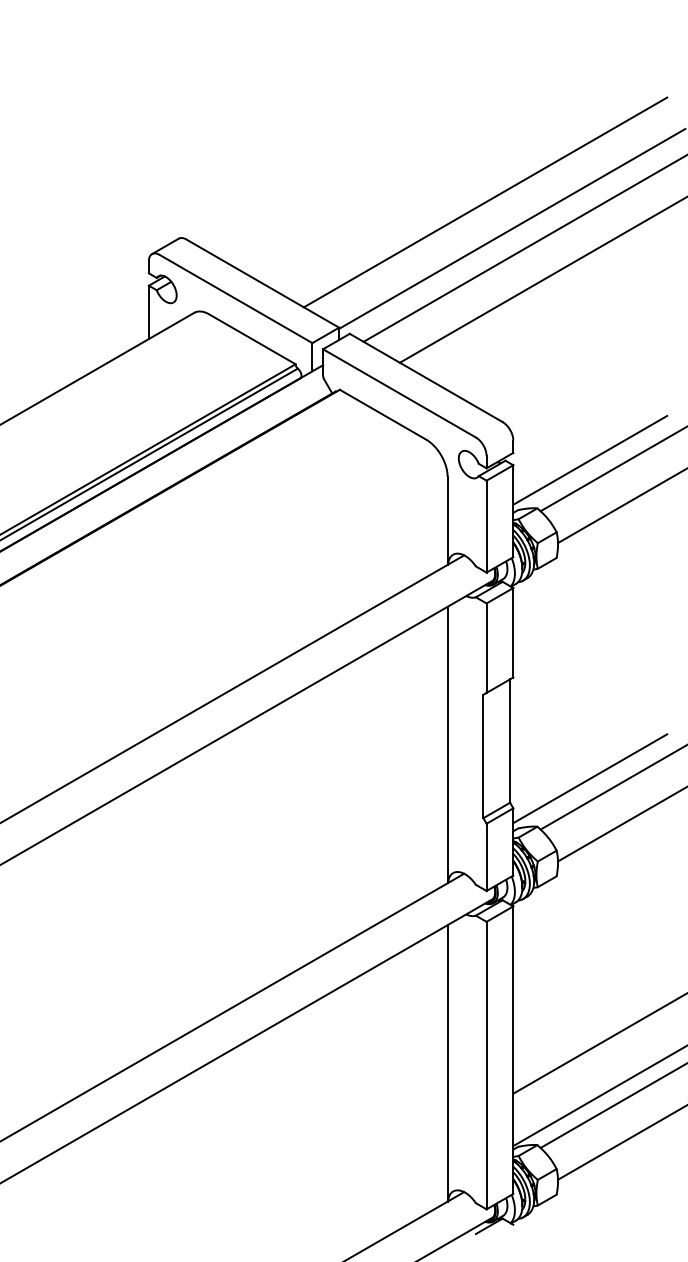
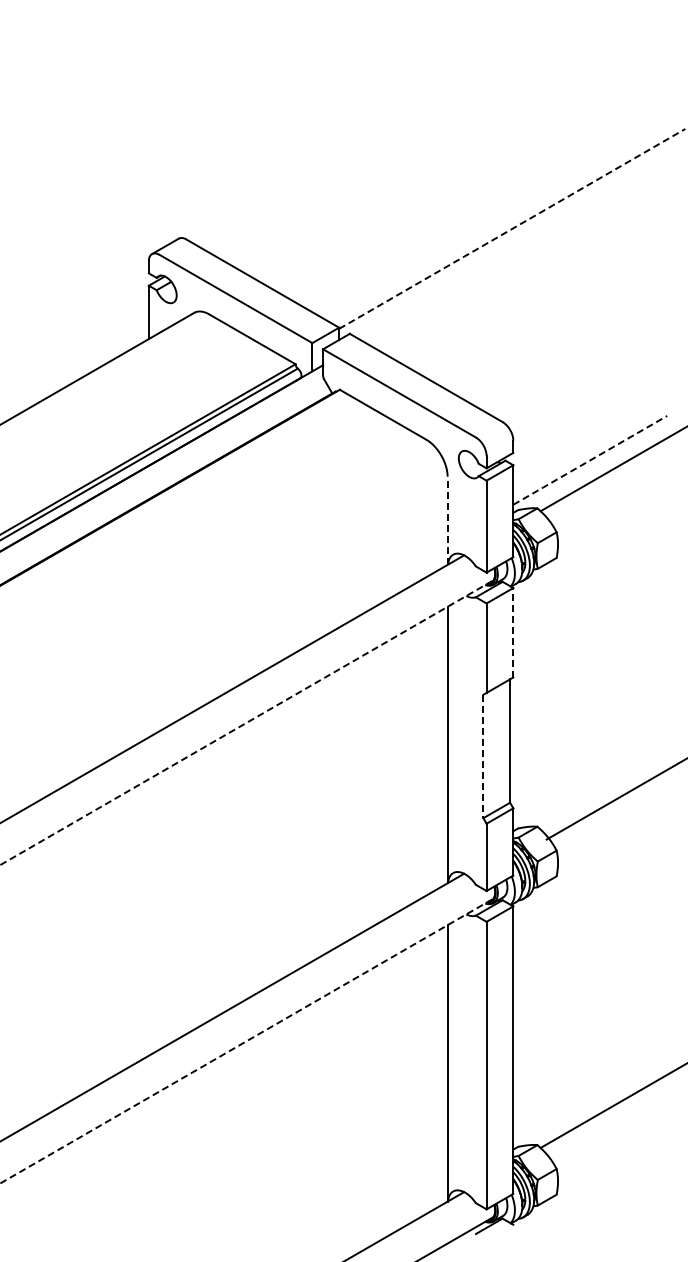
line: present -> none (485, 202)
line: solid -> dashed (512, 228)
line: present -> none (523, 248)
line: present -> none (541, 280)
line: solid -> dashed (590, 460)
line: present -> none (621, 506)
line: solid -> dashed (447, 520)
line: solid -> dashed (513, 632)
line: solid -> dashed (246, 722)
line: solid -> dashed (483, 756)
line: present -> none (590, 778)
line position: (612, 787) -> (615, 799) (615, 799)
line: present -> none (621, 824)
line: solid -> dashed (246, 1041)
line: present -> none (598, 1043)
line: present -> none (598, 1096)
line: present -> none (621, 1142)
